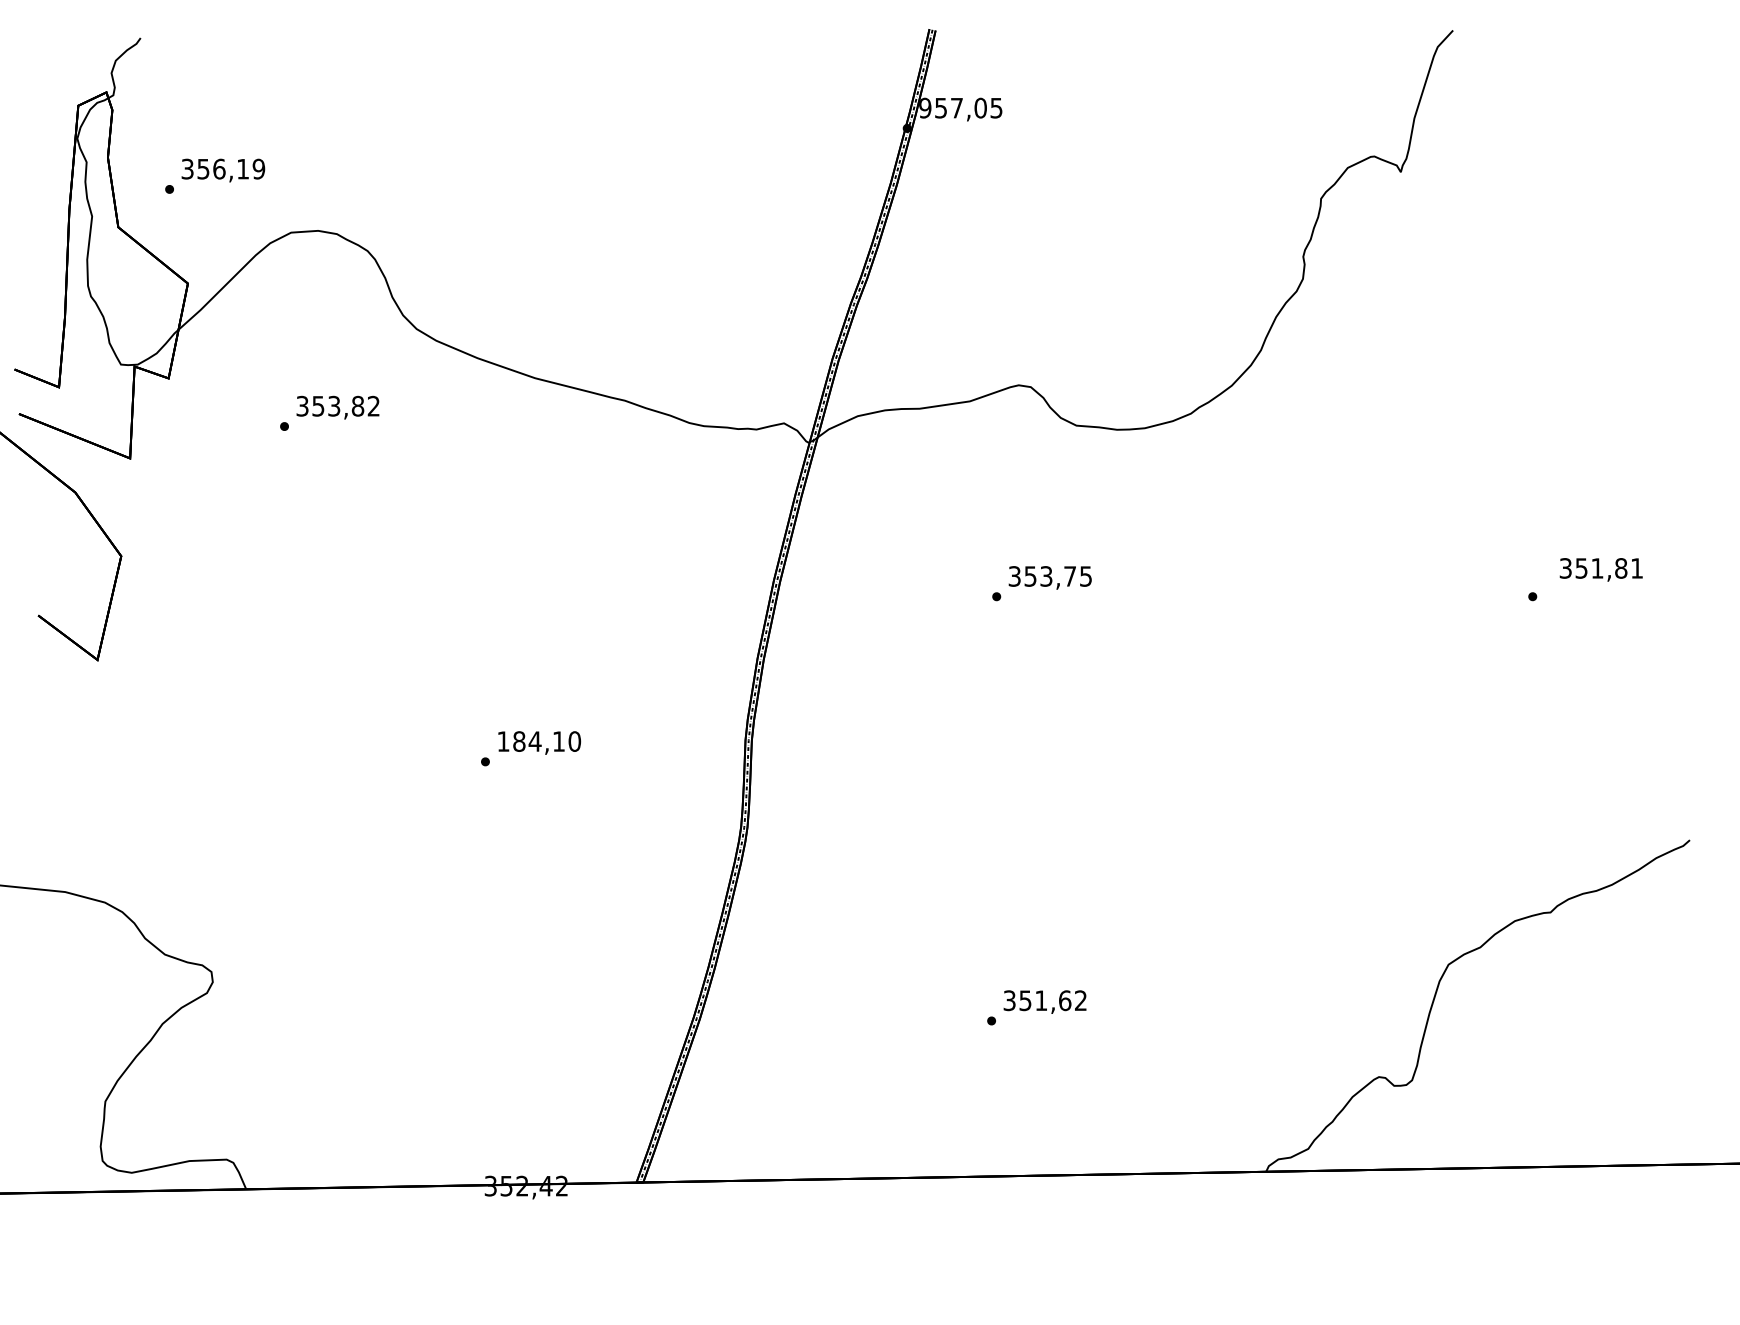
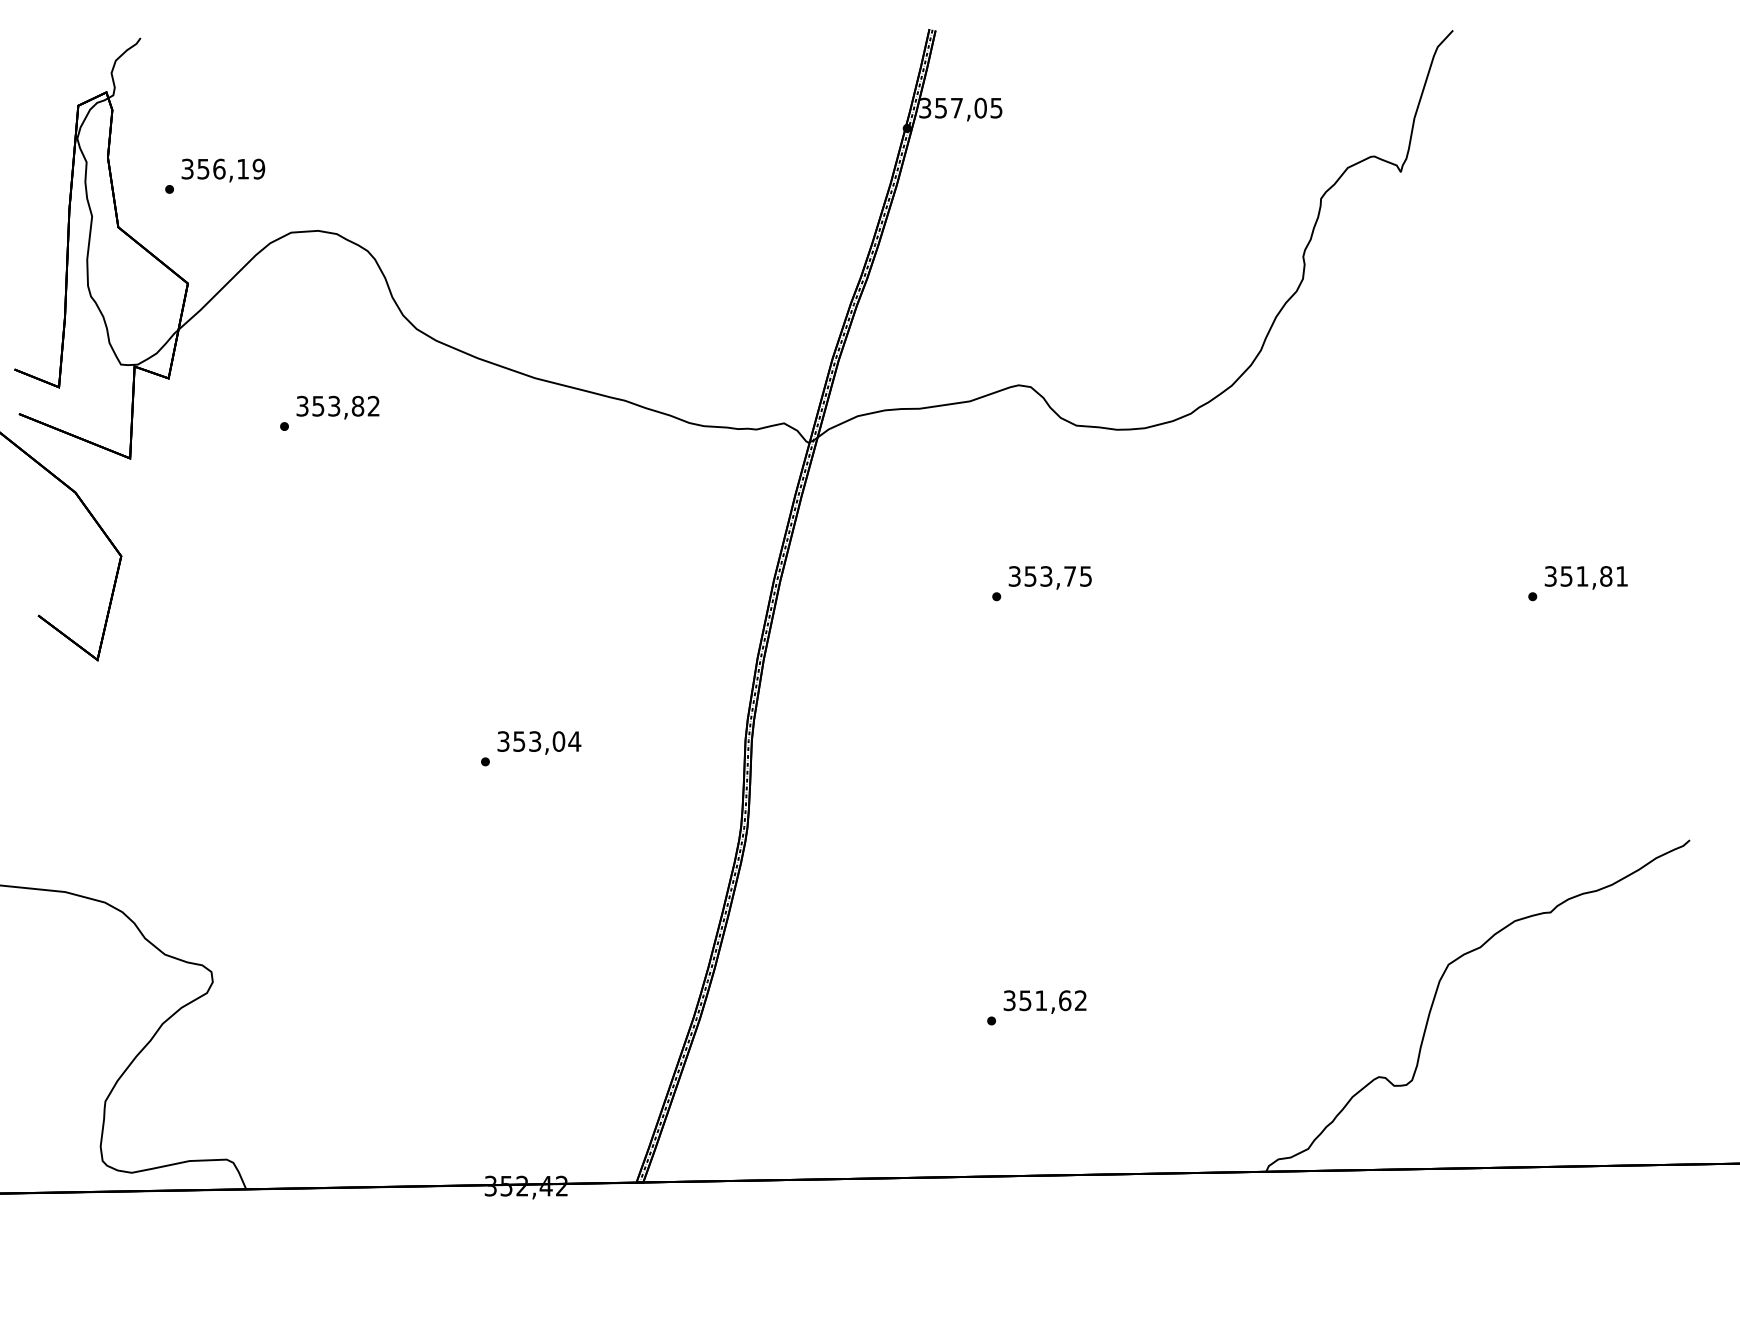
text: 957,05 -> 357,05 (925, 107)
text position: (1600, 569) -> (1585, 577) (1585, 577)
text: 184,10 -> 353,04 (539, 741)
